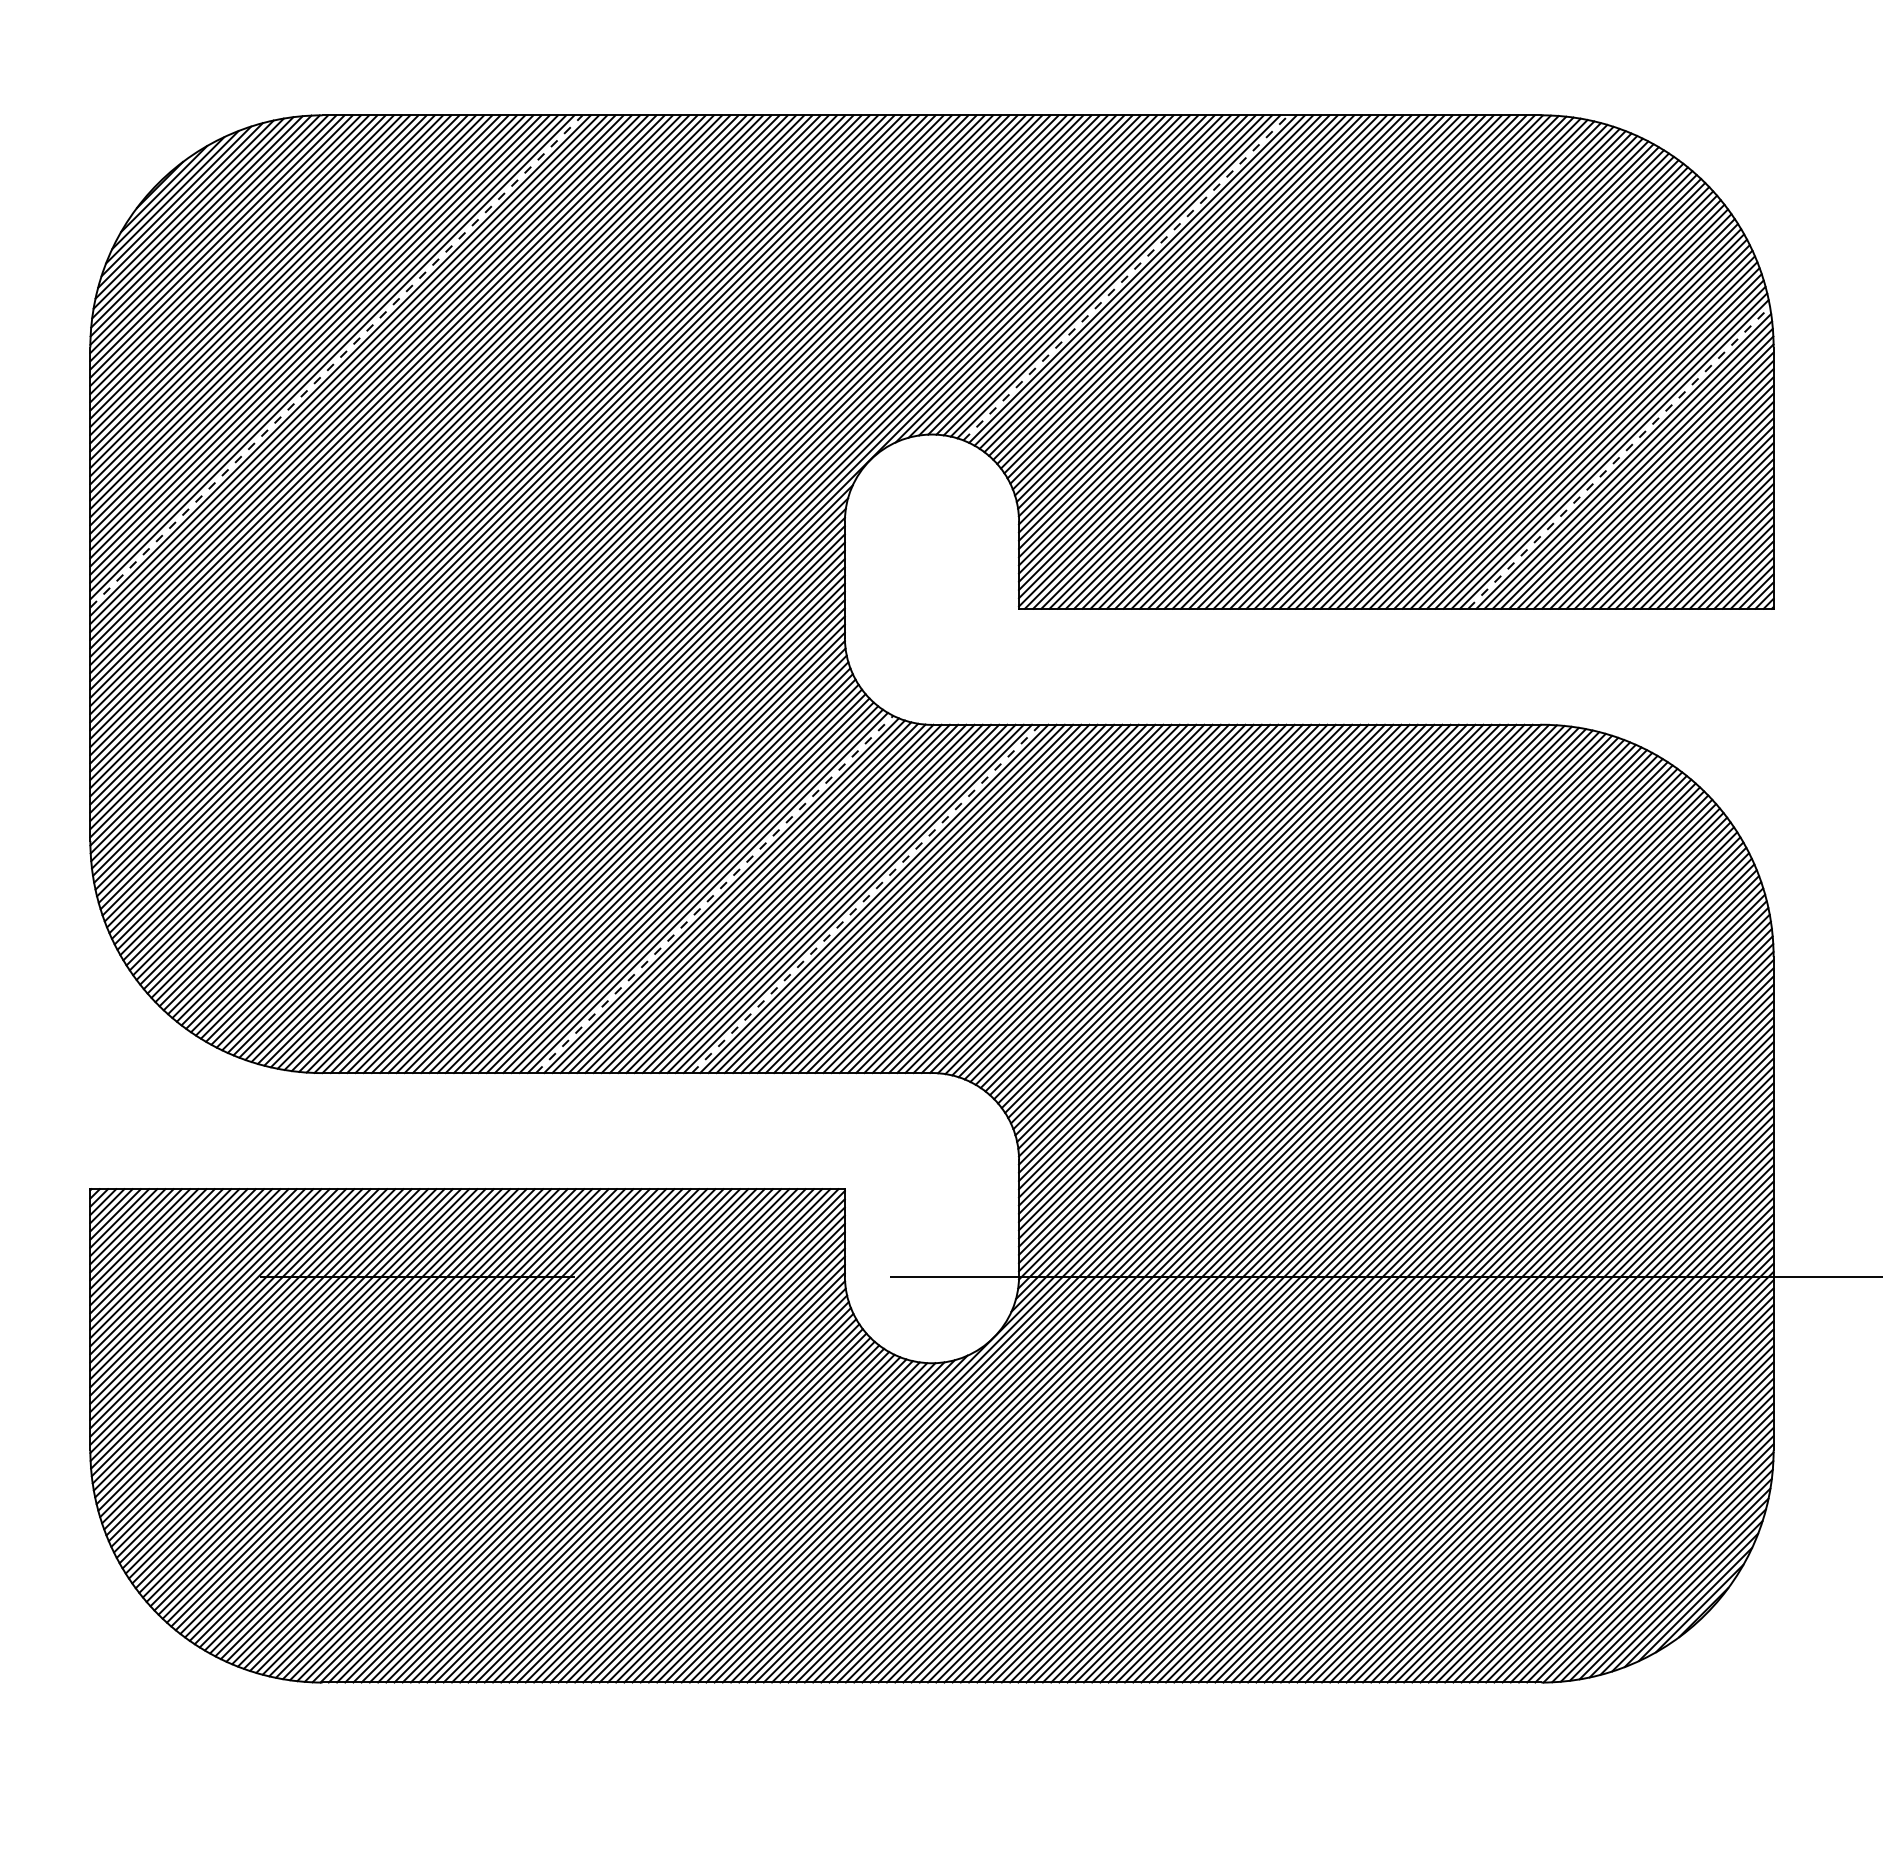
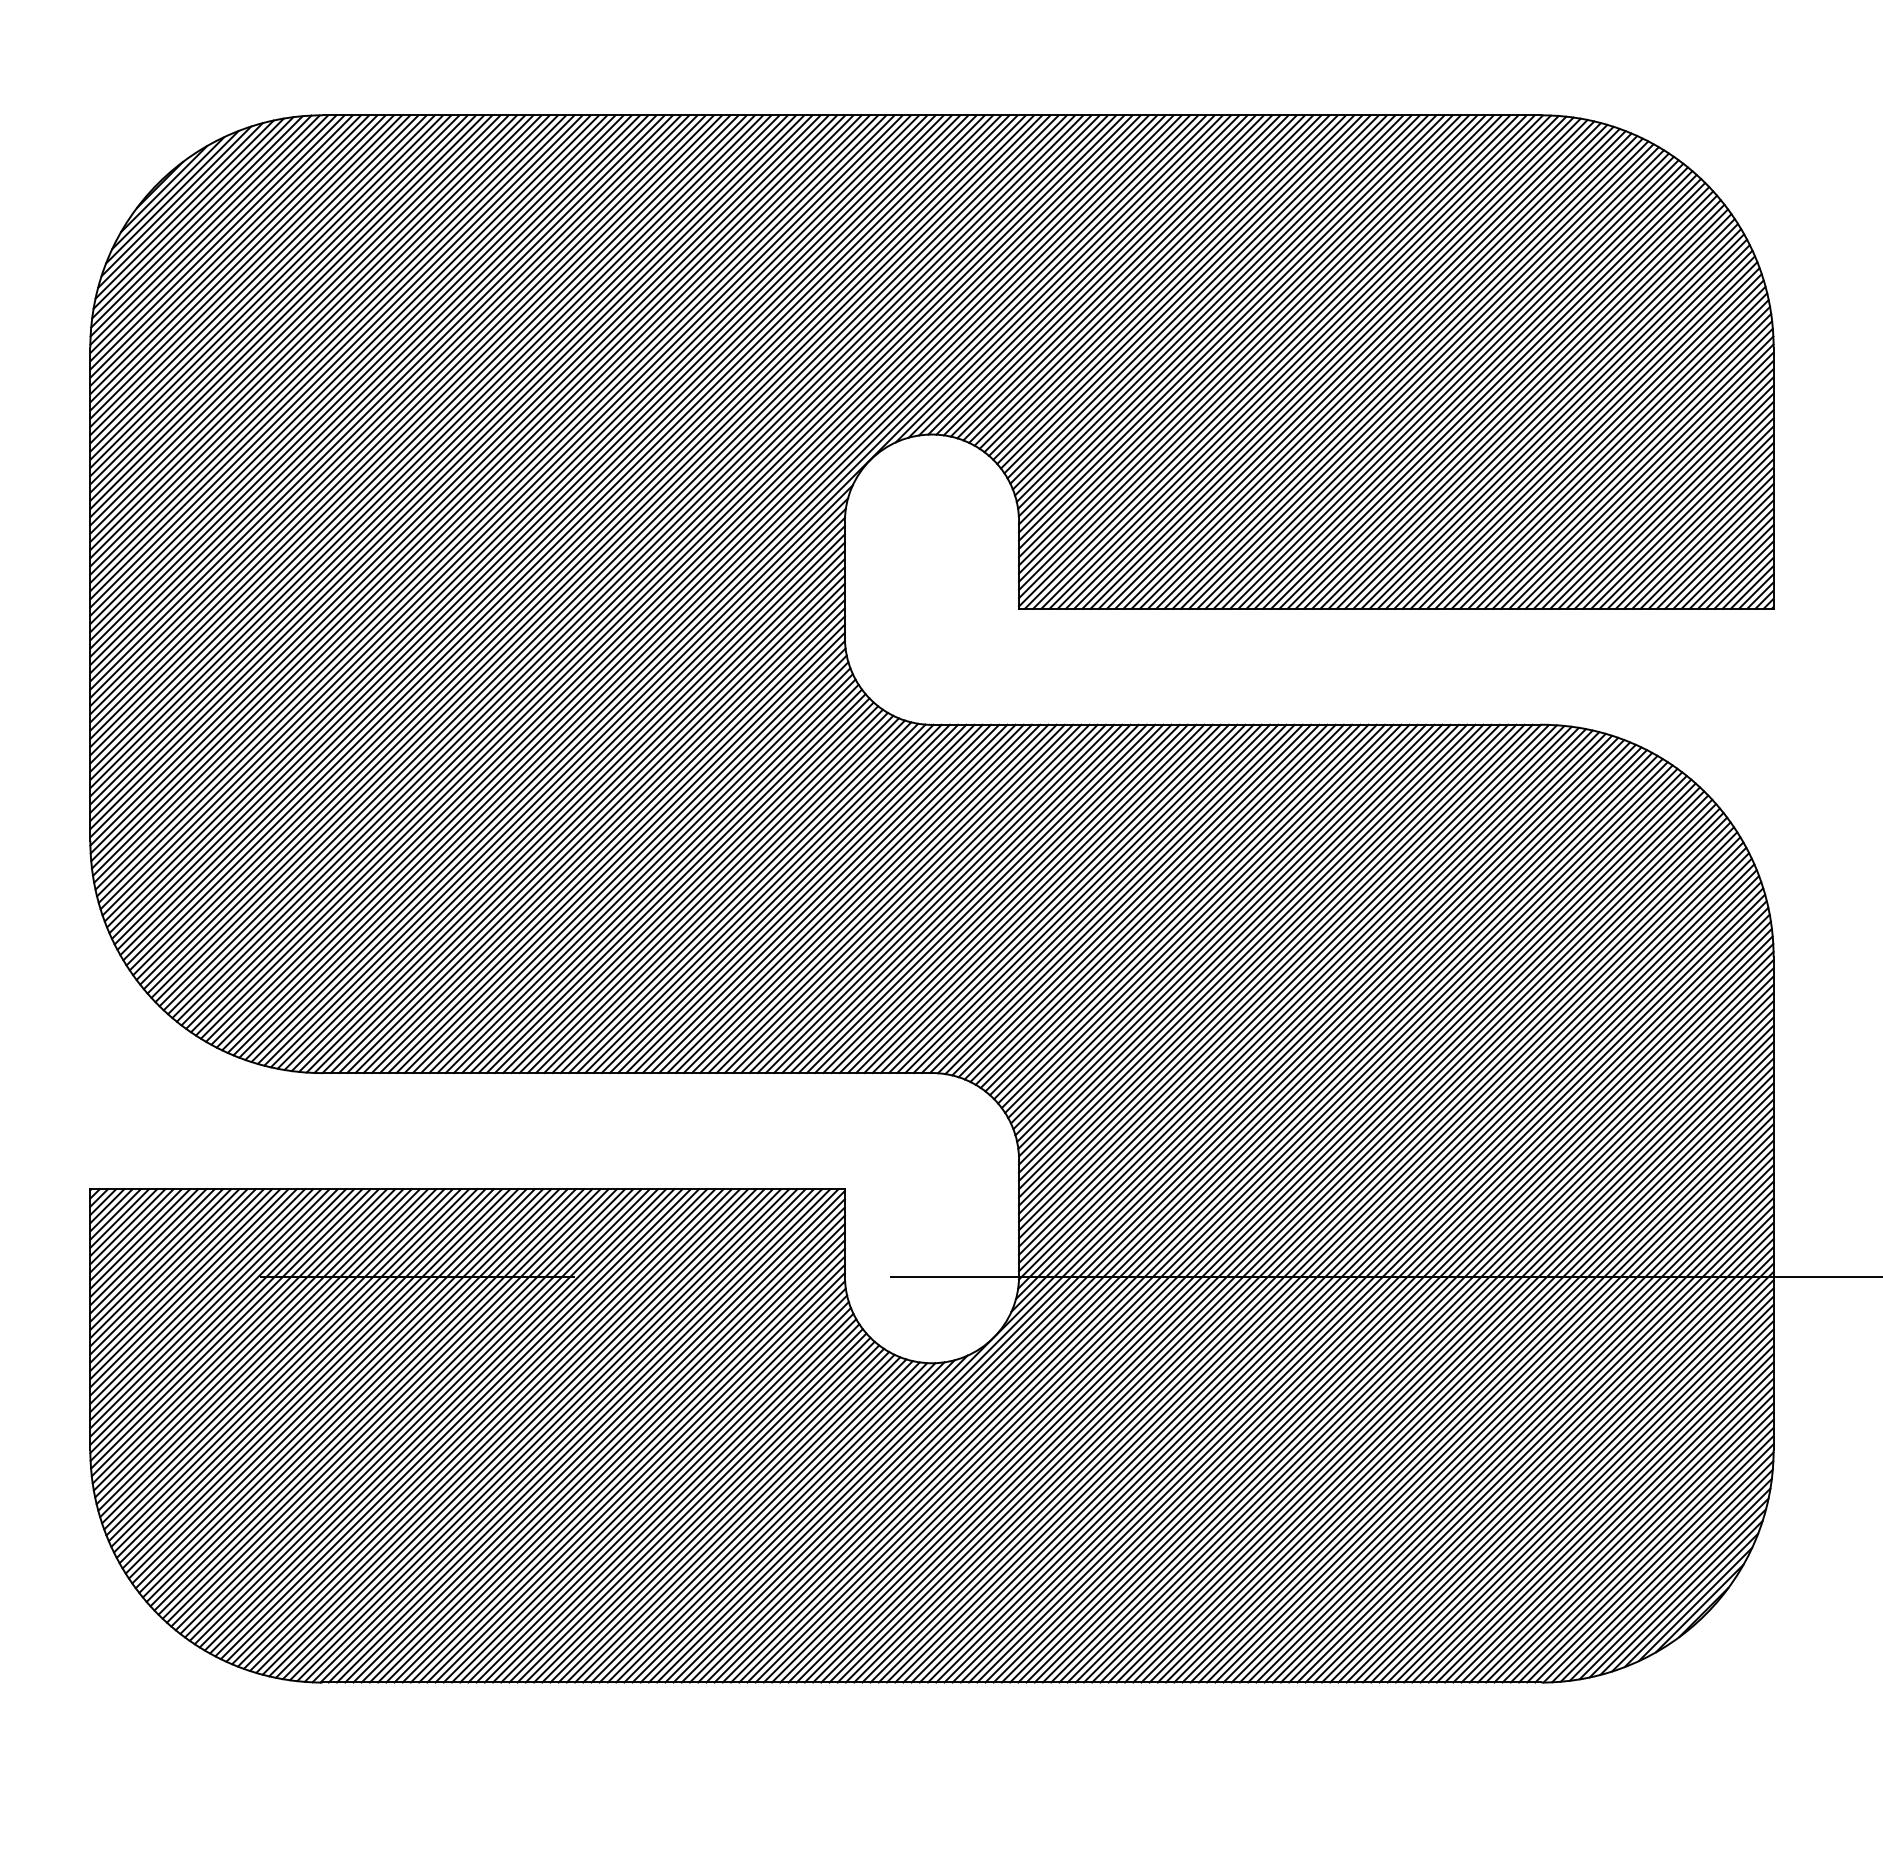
line: dashed -> solid (1125, 277)
line: dashed -> solid (336, 361)
line: dashed -> solid (1619, 457)
line: dashed -> solid (714, 894)
line: dashed -> solid (866, 898)
